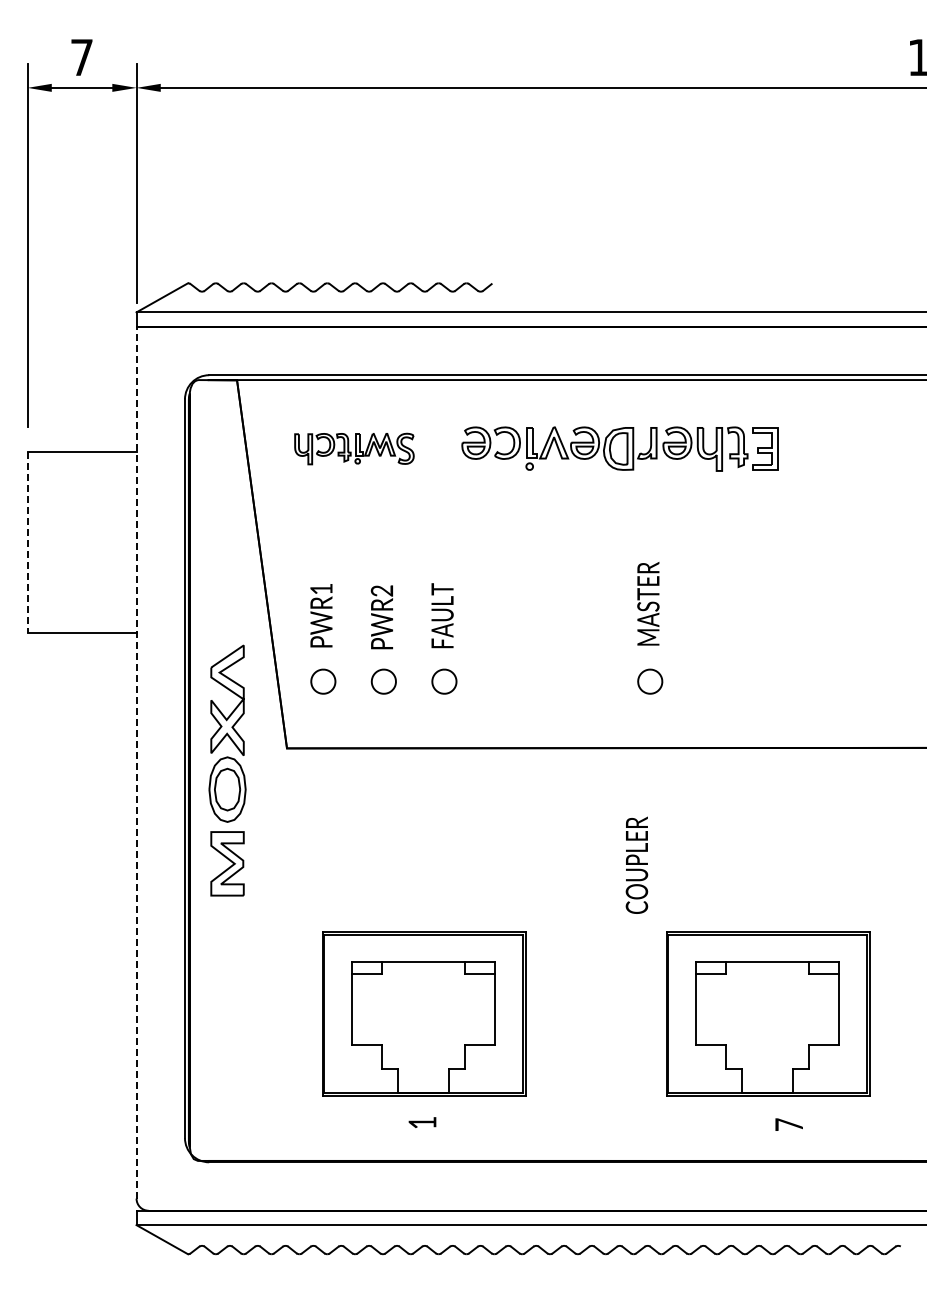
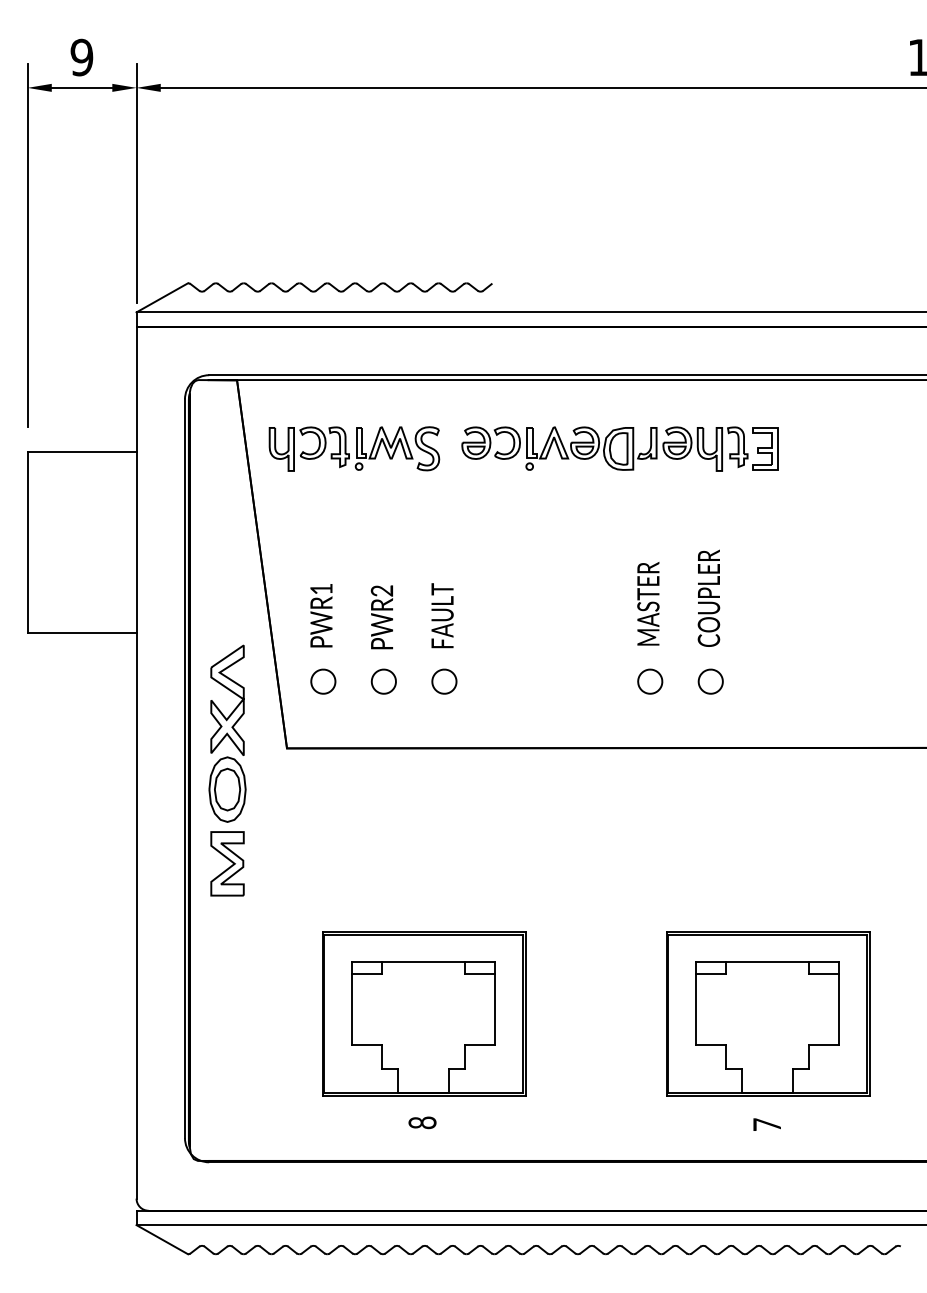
text: 7 -> 9 (81, 57)
part size: 121x34 px -> 173x46 px (354, 448)
line: dashed -> solid (27, 542)
part: none -> present (710, 681)
line: dashed -> solid (136, 762)
text position: (636, 864) -> (708, 597) (708, 597)
text: 1 -> 8 (422, 1122)
text position: (788, 1124) -> (766, 1124) (766, 1124)
